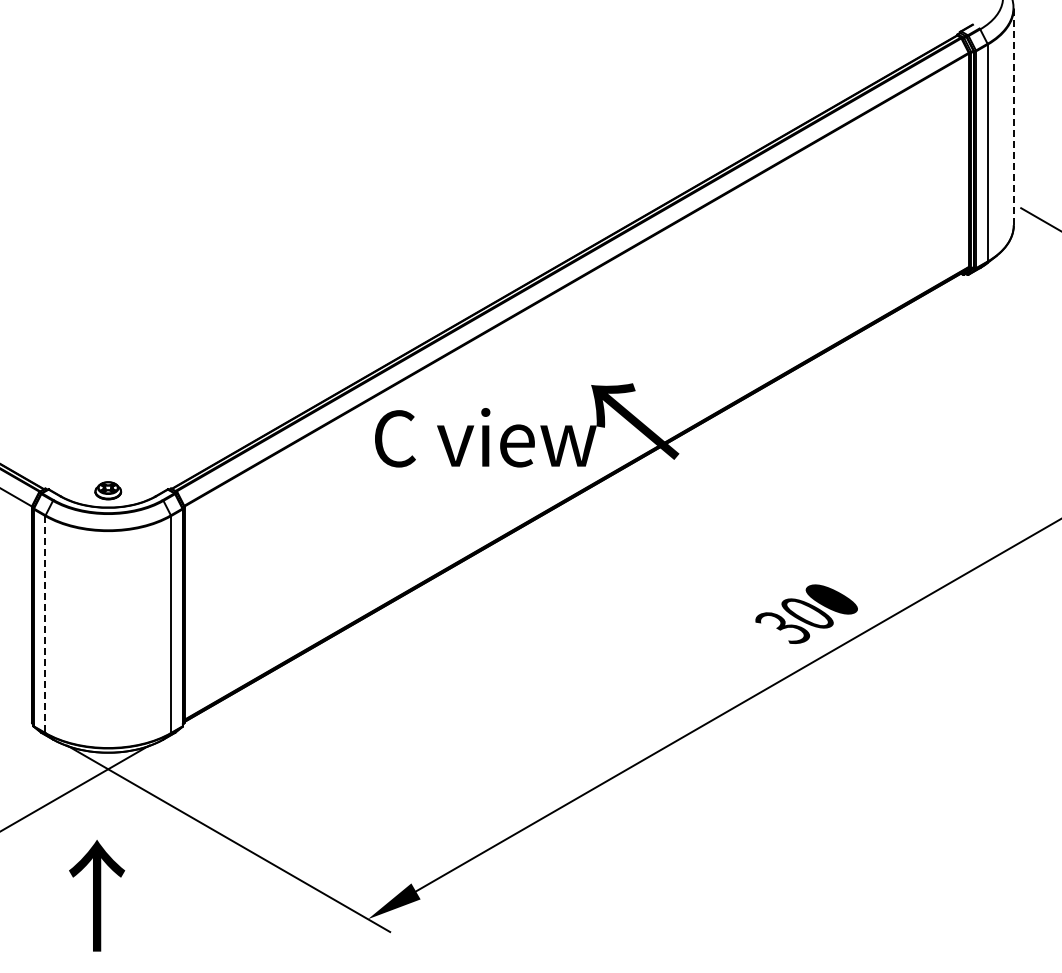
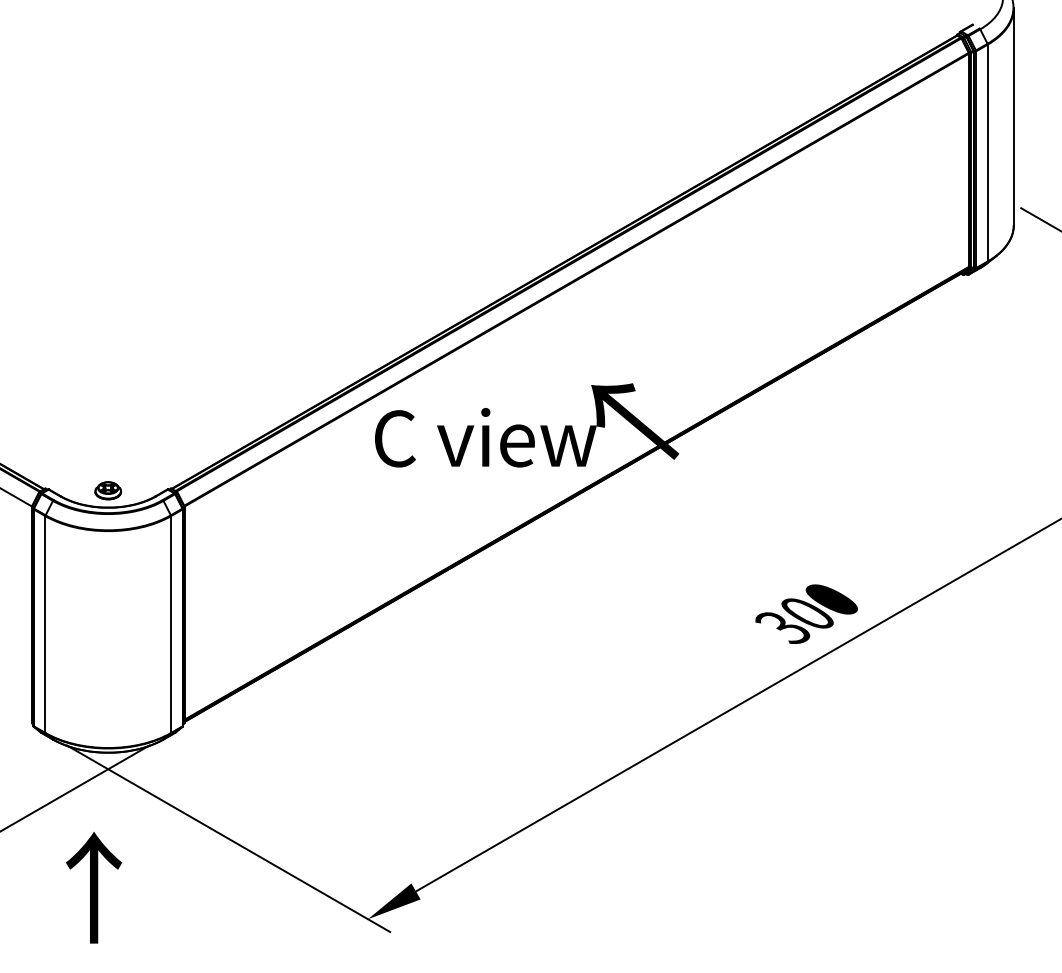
line: dashed -> solid (1013, 116)
line: dashed -> solid (45, 625)
text position: (97, 895) -> (94, 887) (94, 887)
